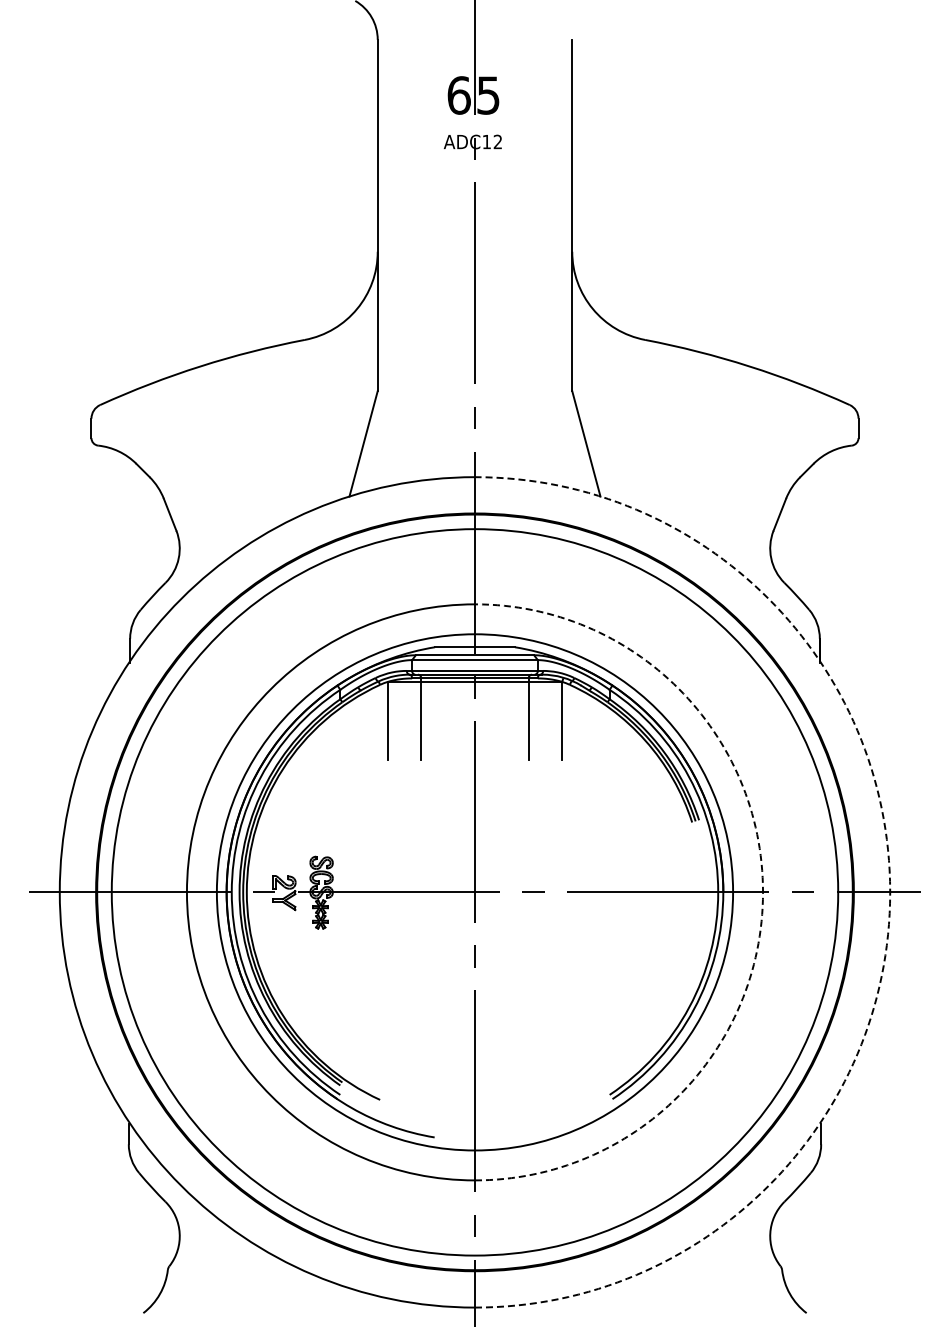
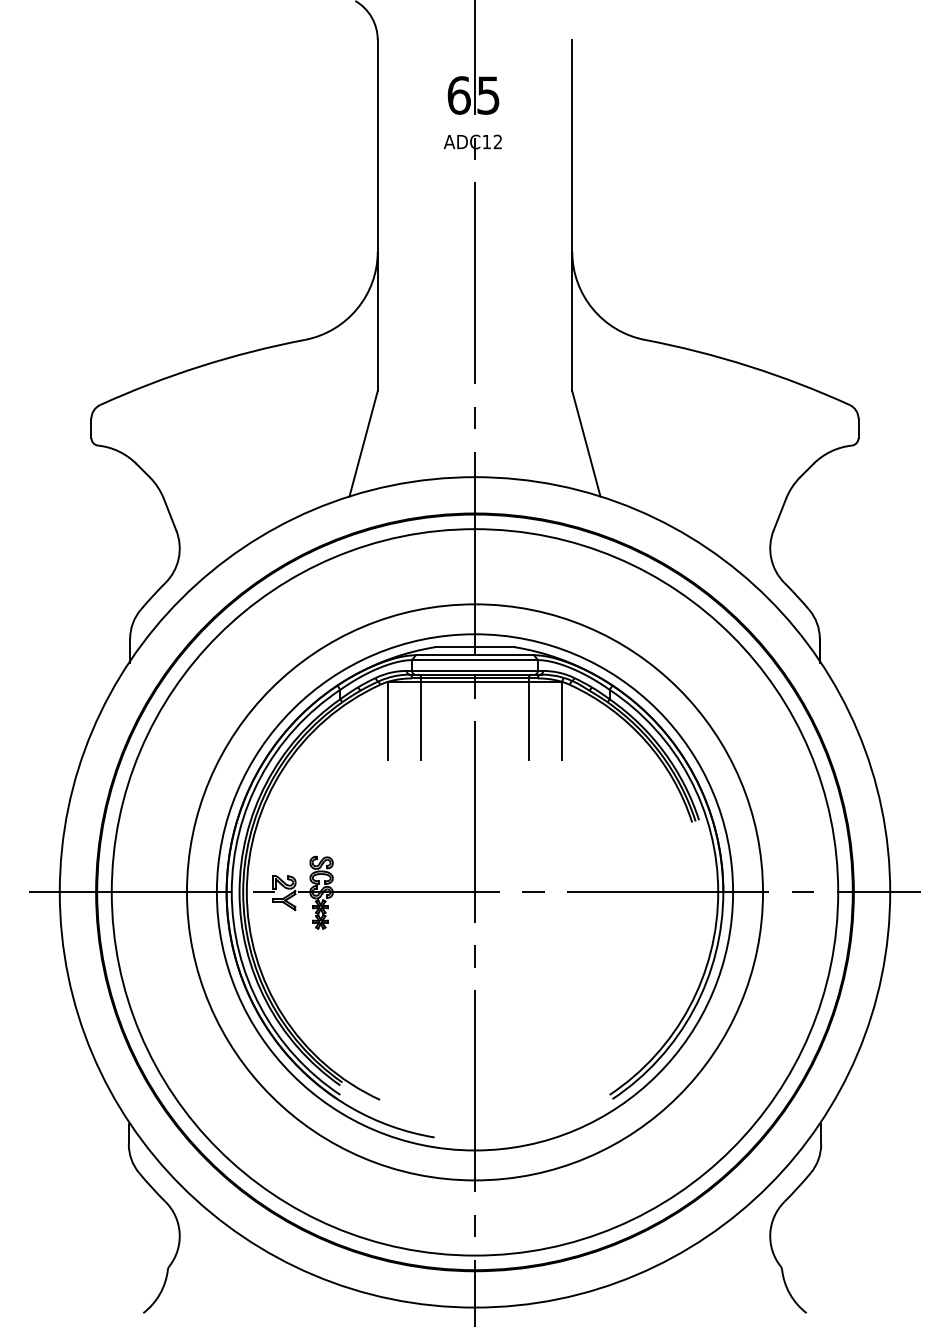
arc: dashed -> solid (763, 892)
arc: dashed -> solid (890, 892)
